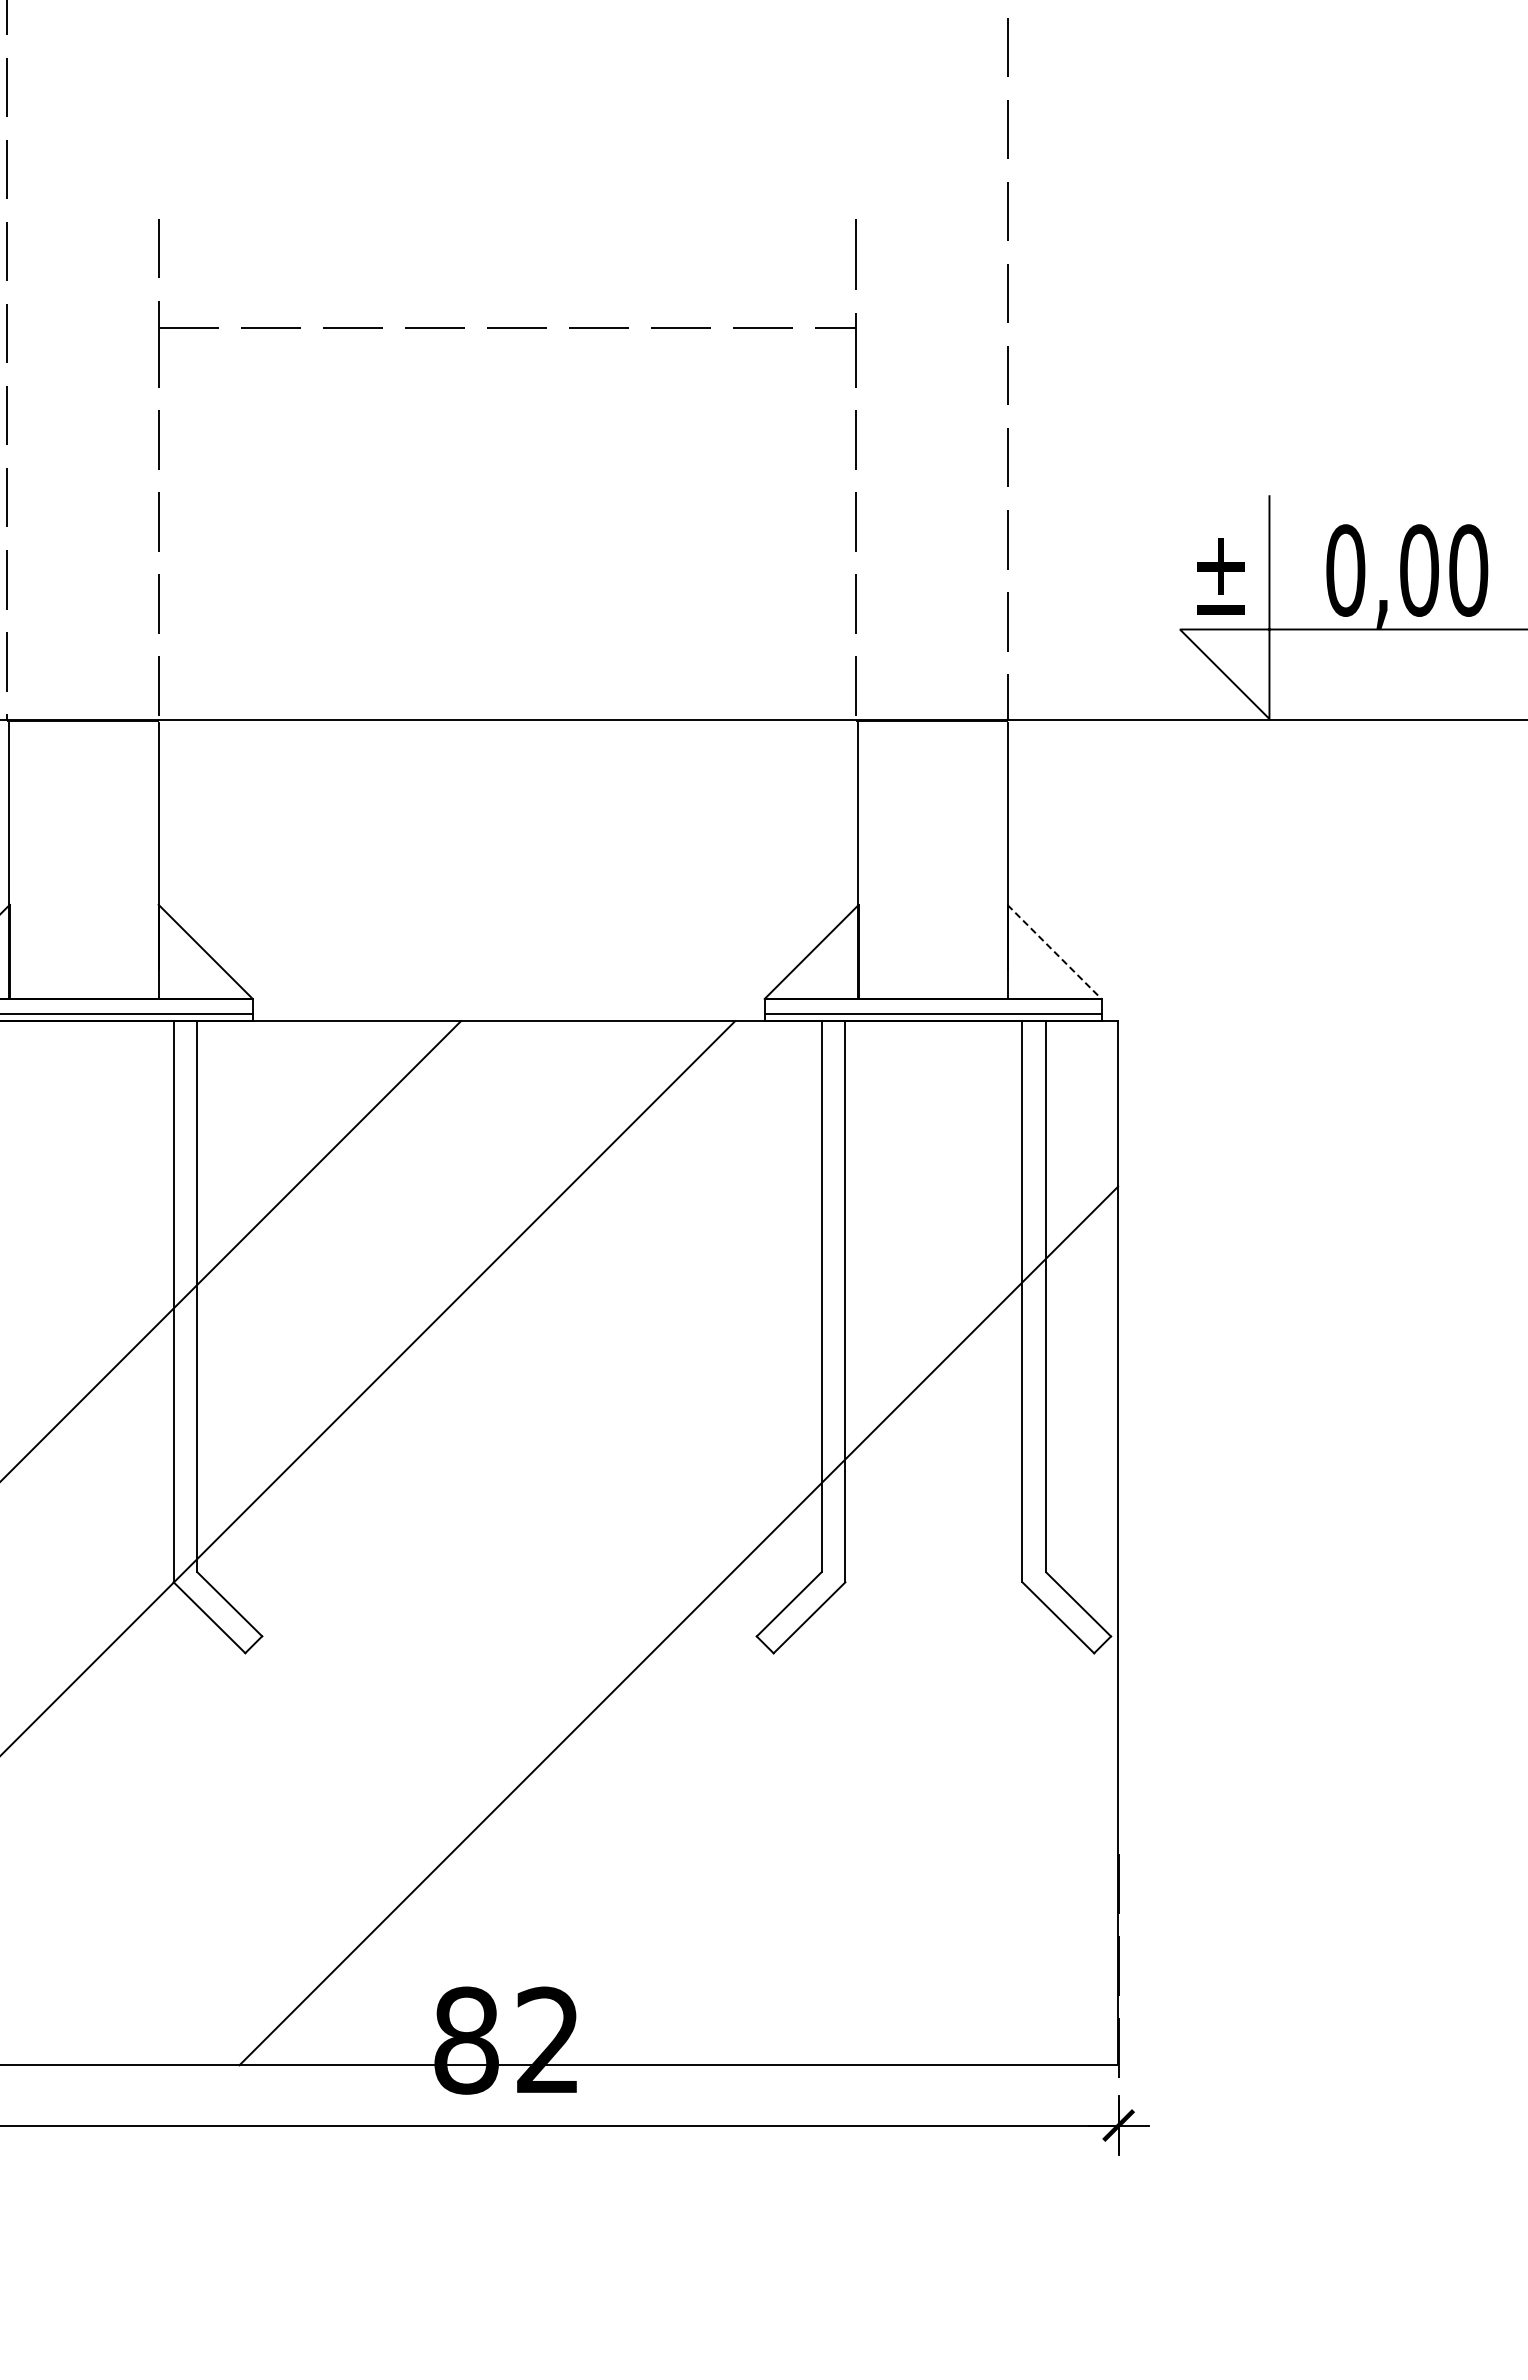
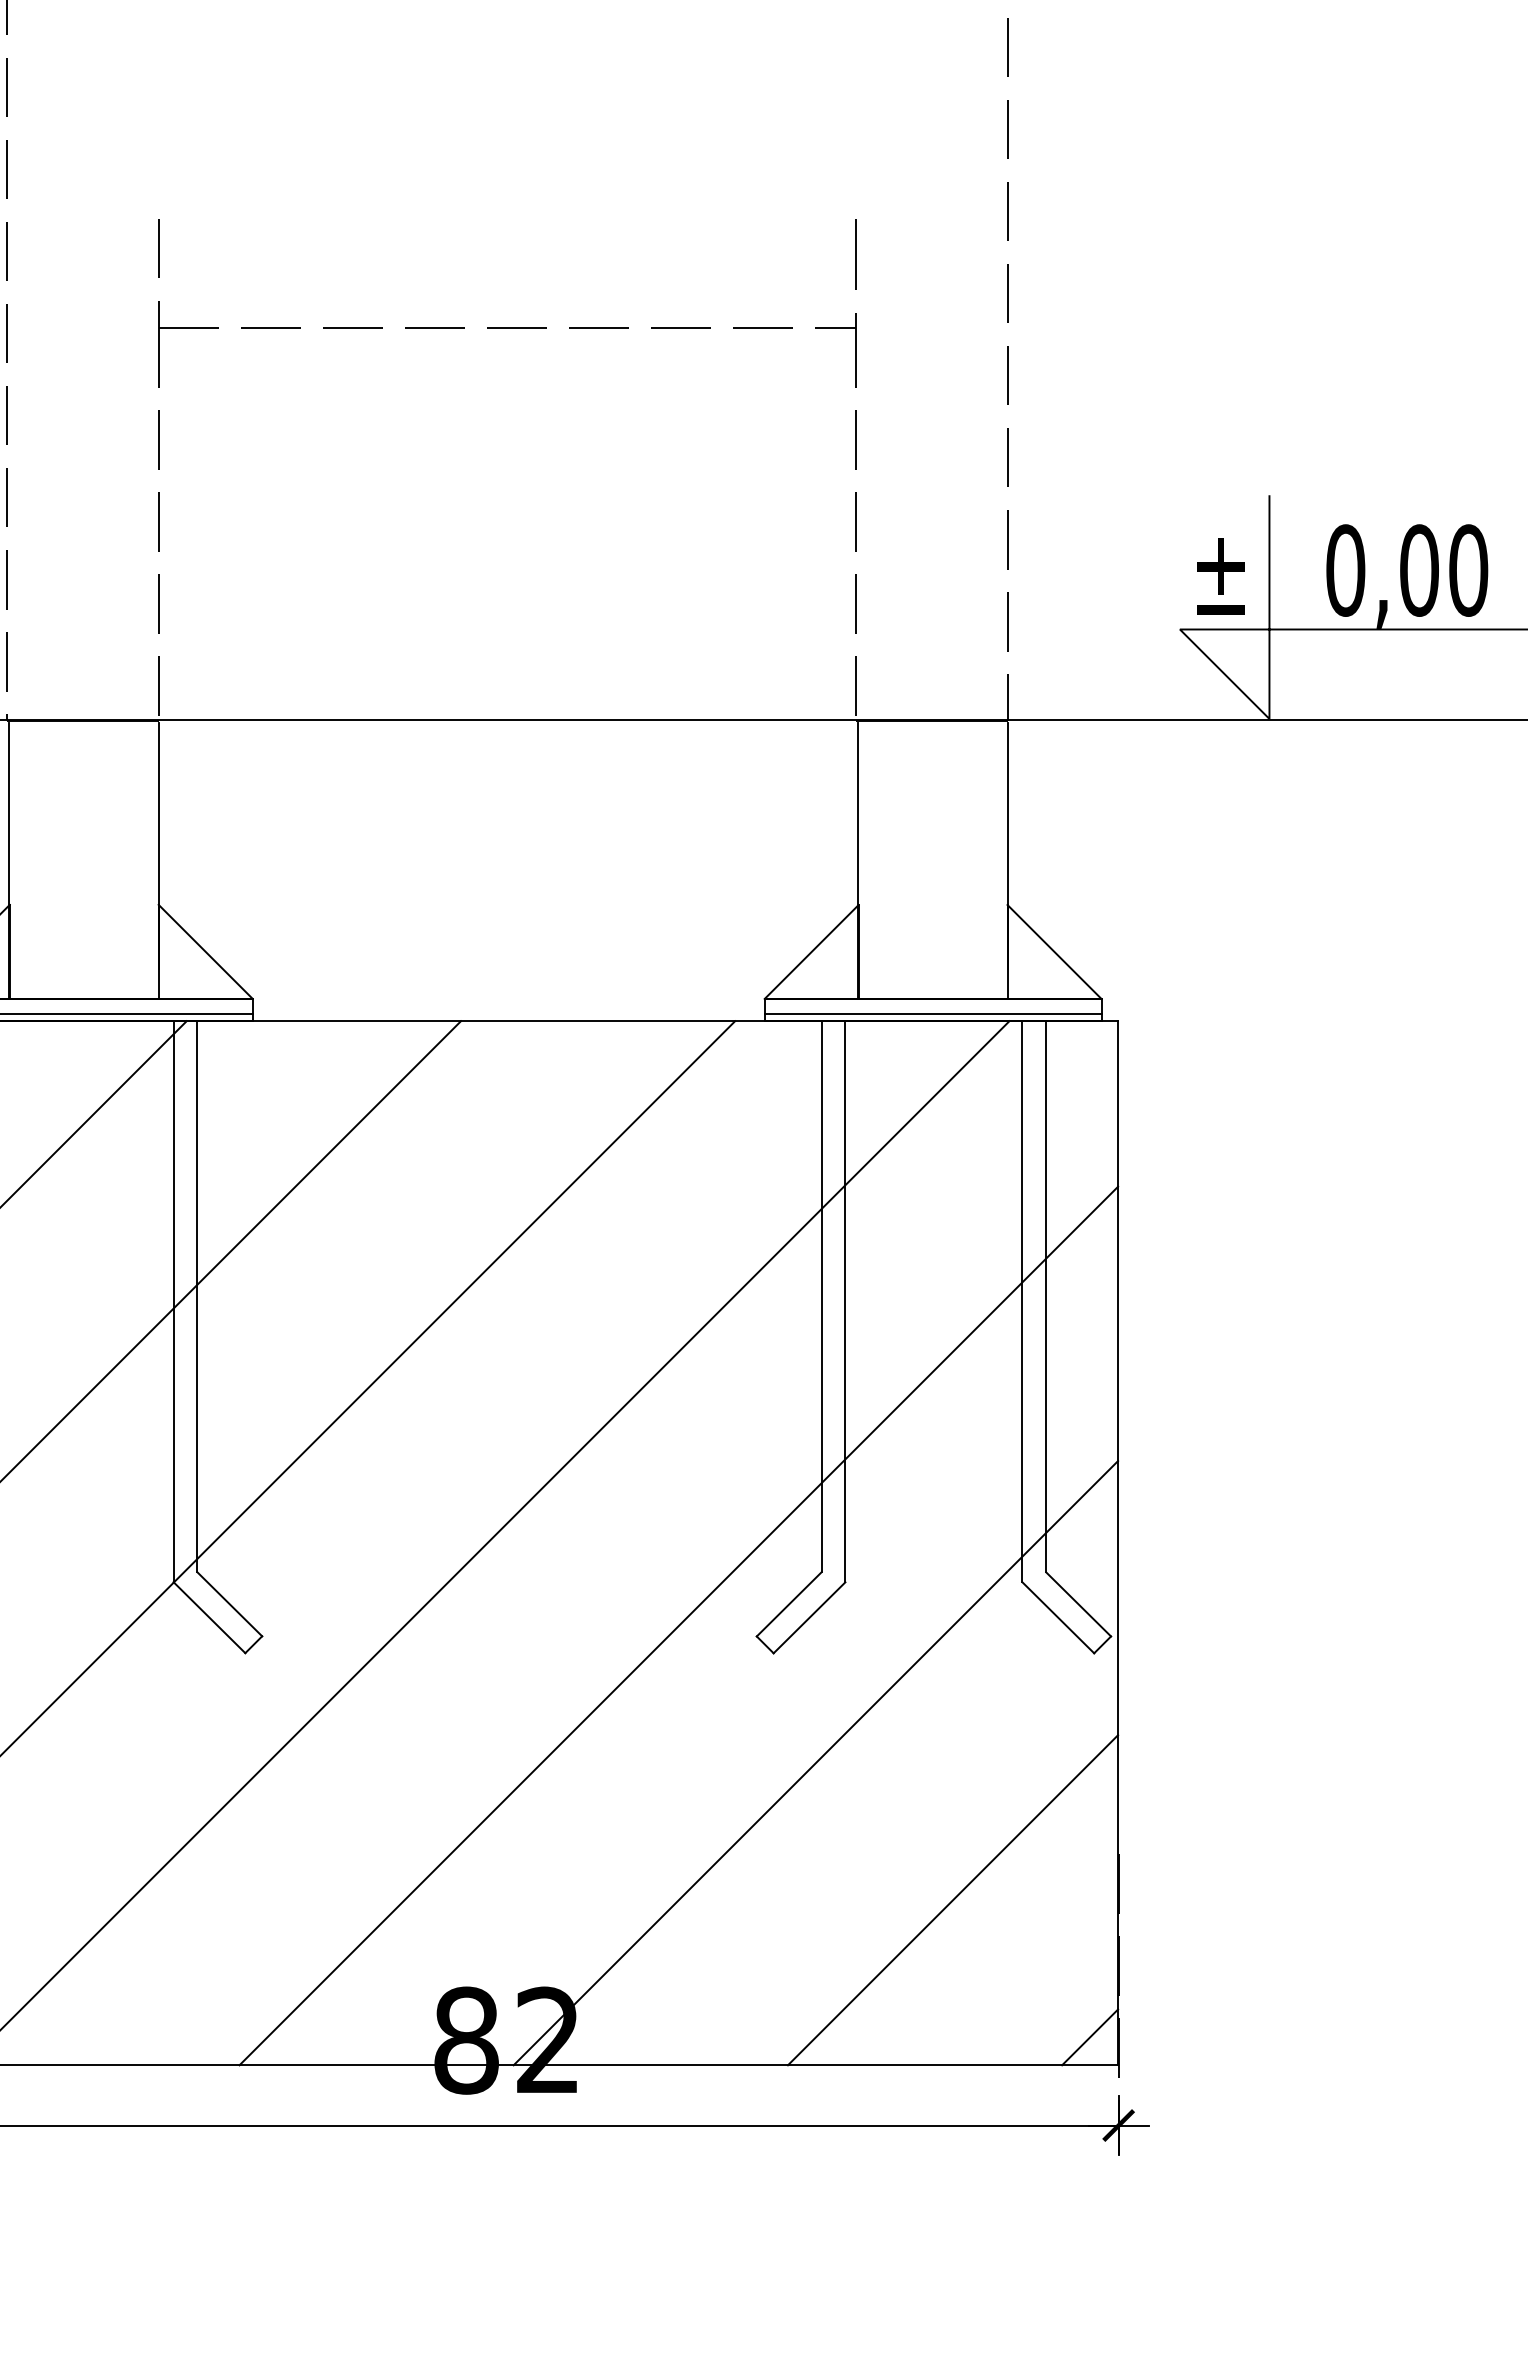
line: dashed -> solid (1054, 952)
line: none -> present (94, 1113)
line: none -> present (505, 1524)
line: none -> present (815, 1763)
line: none -> present (952, 1900)
line: none -> present (1090, 2037)
